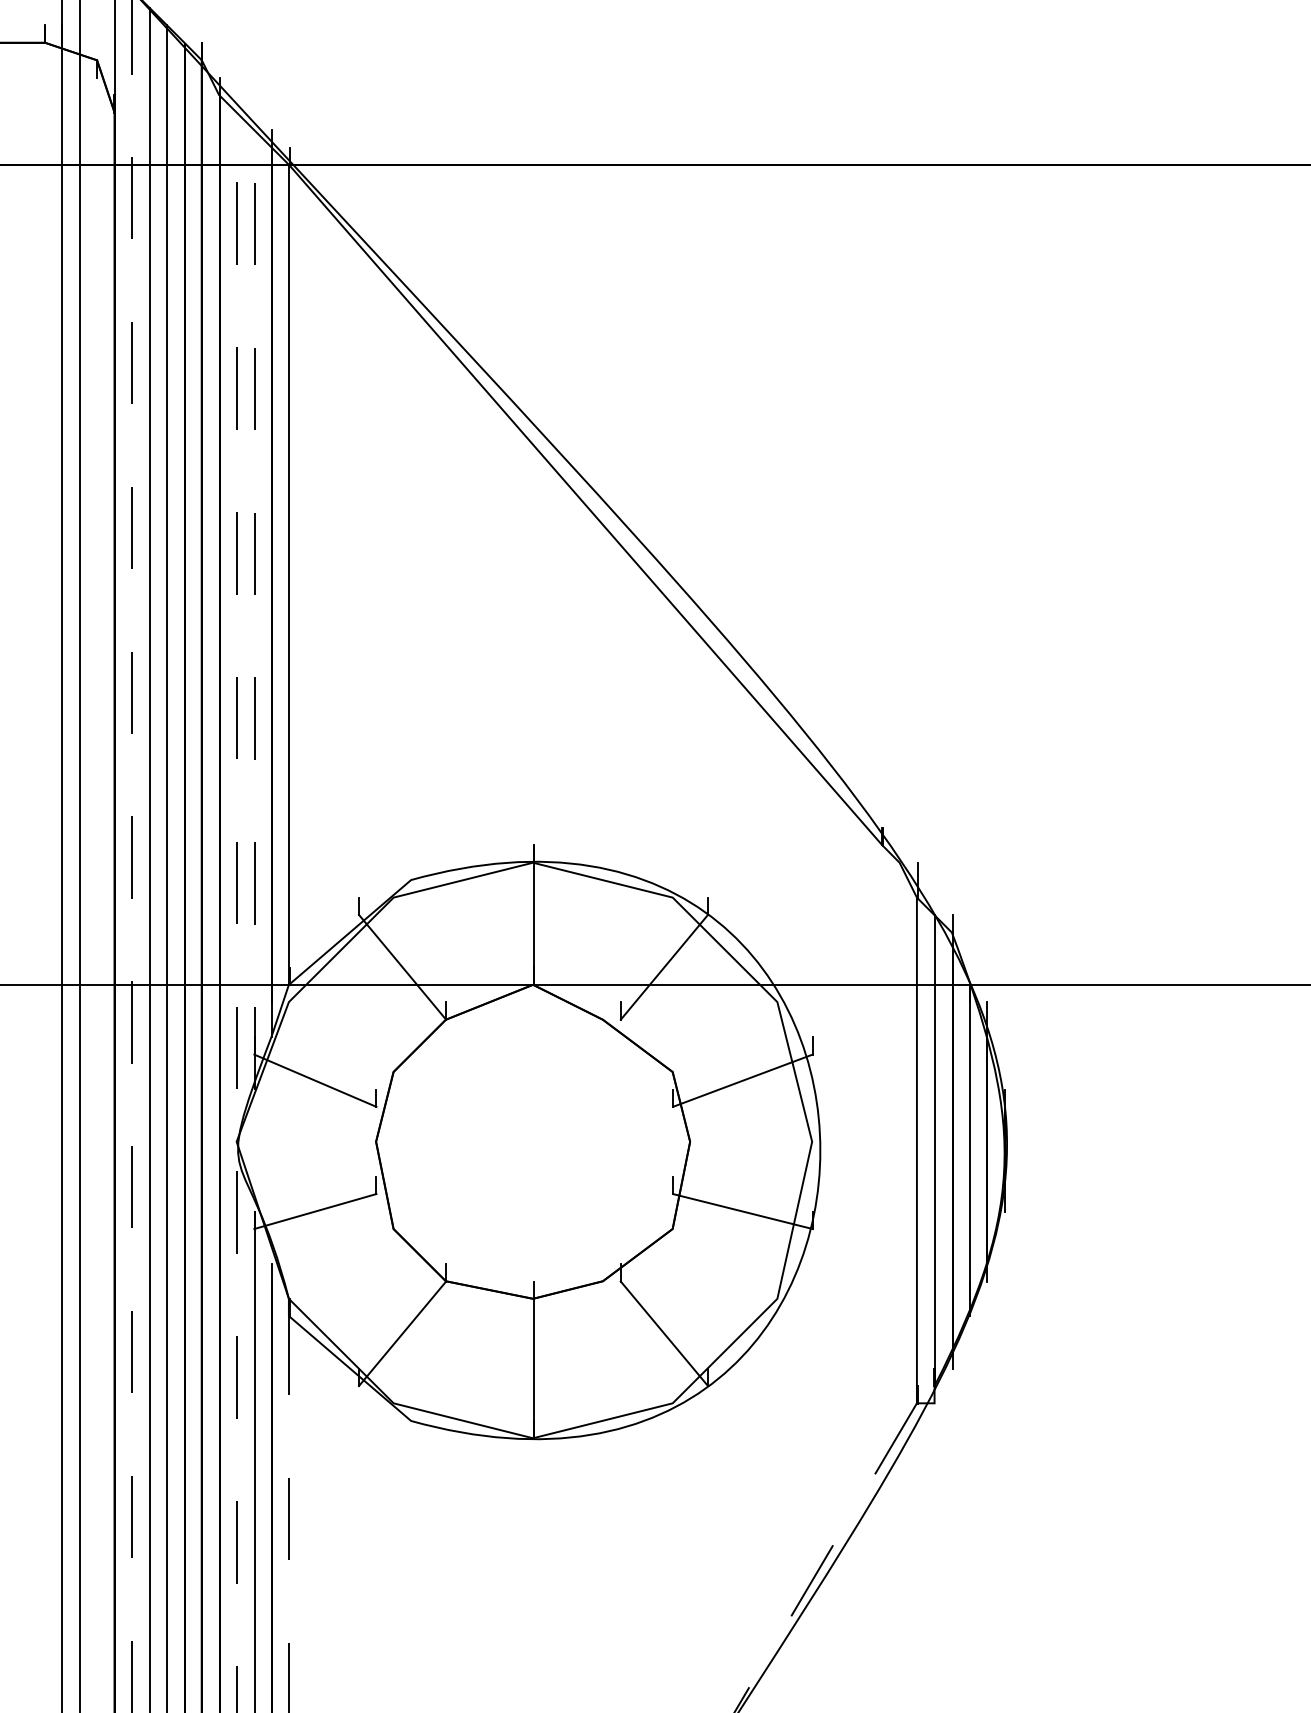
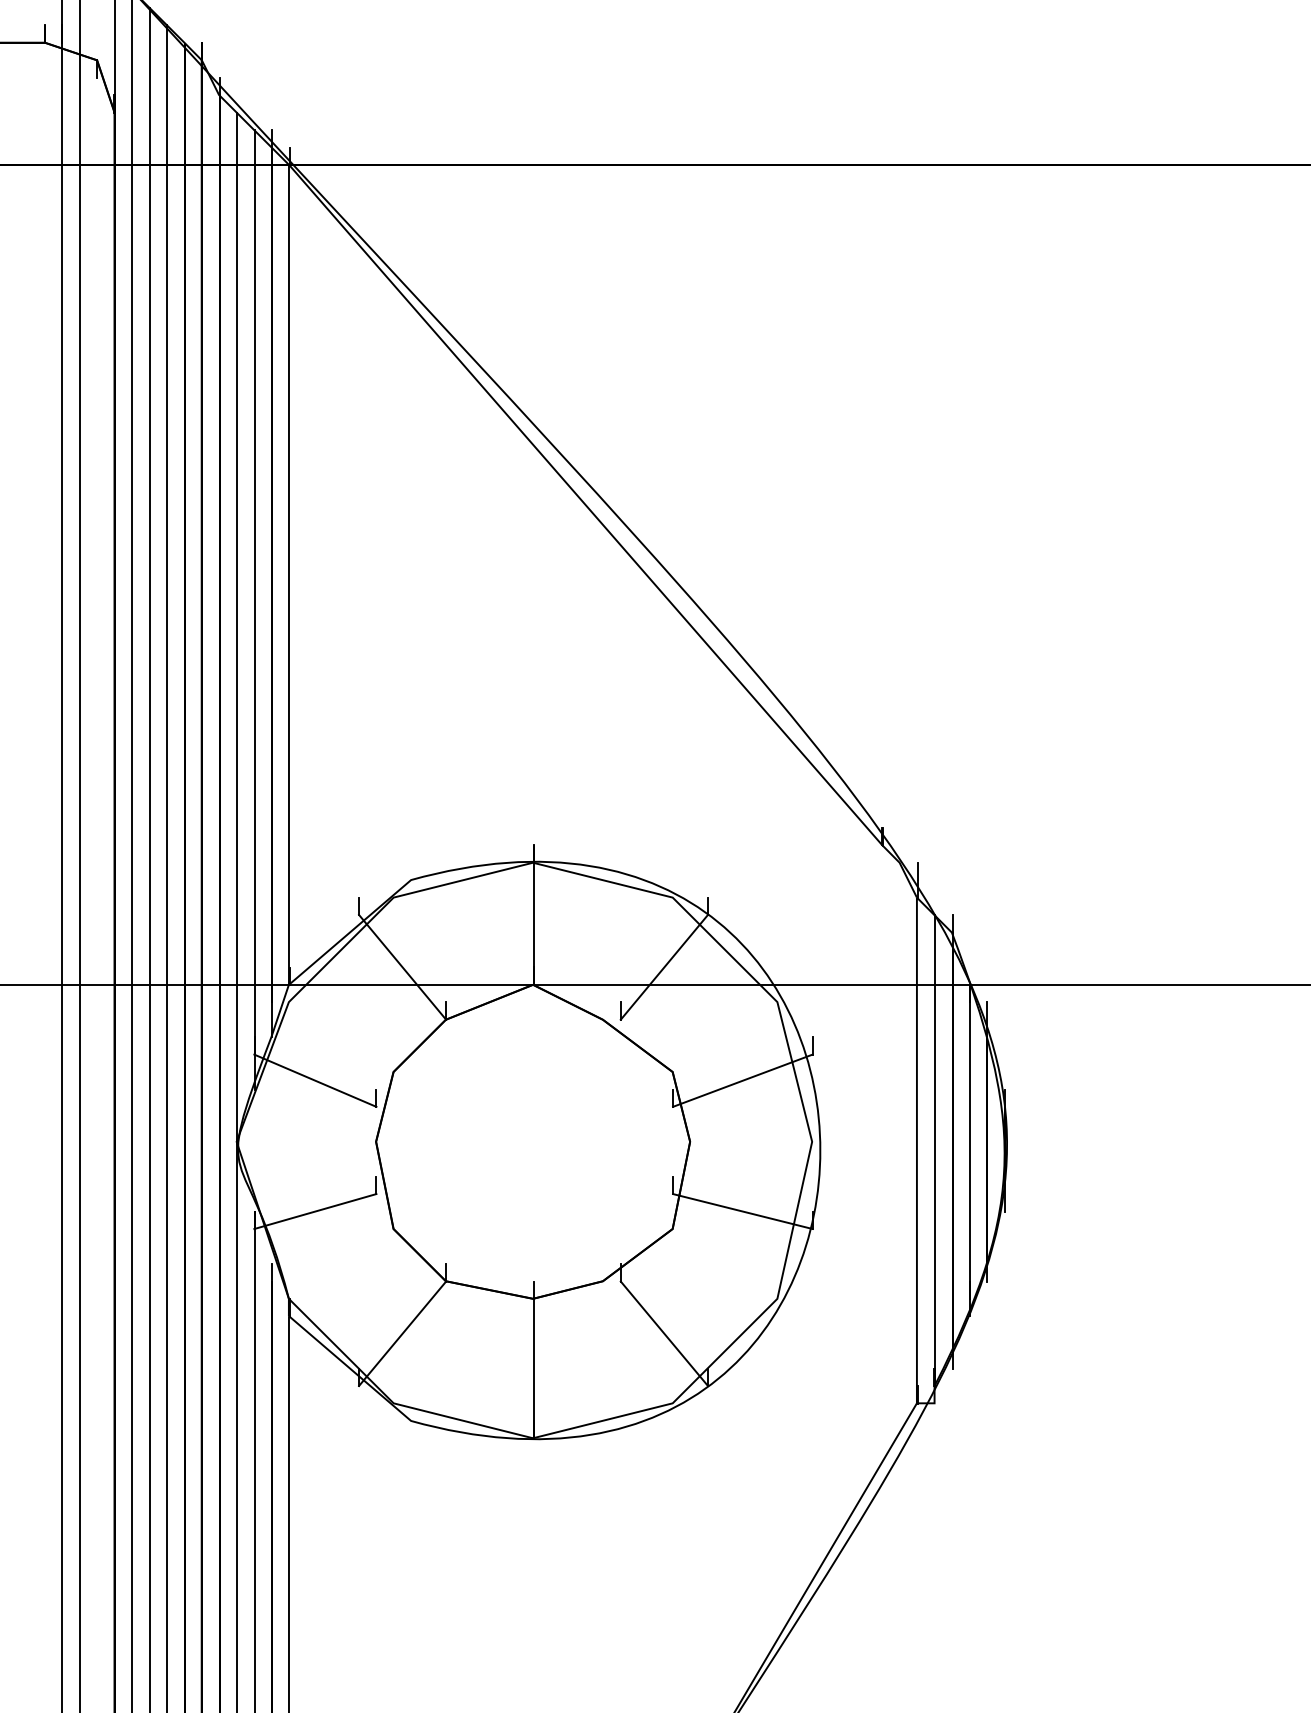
line: dashed -> solid (254, 609)
line: dashed -> solid (132, 856)
line: dashed -> solid (237, 912)
line: dashed -> solid (288, 1693)
